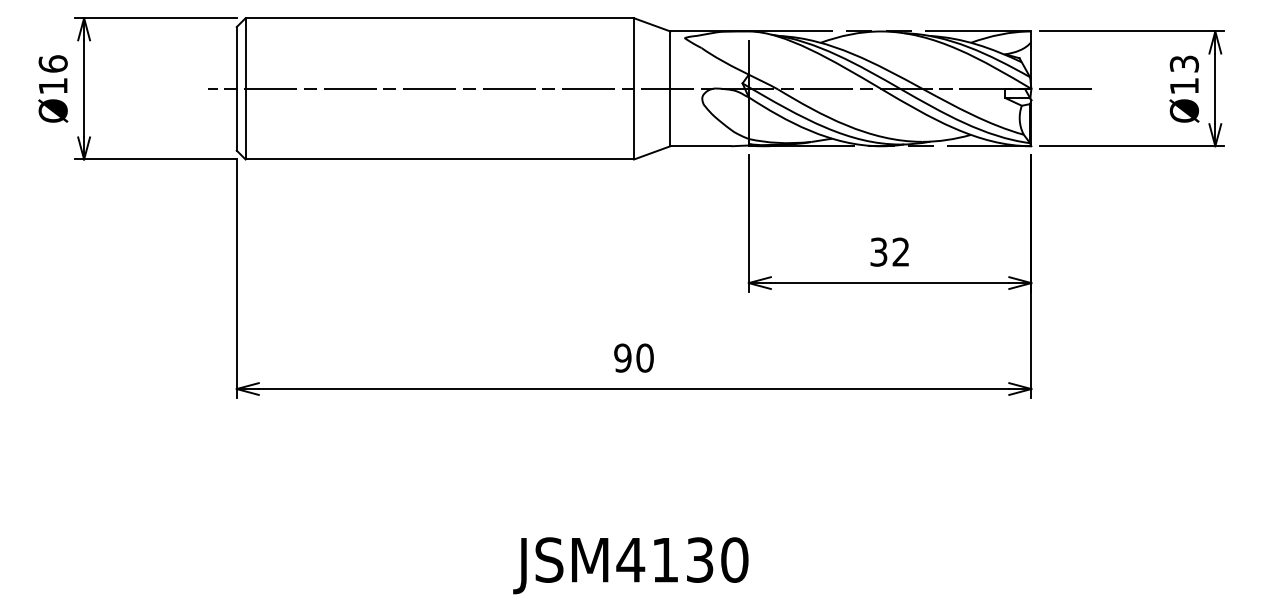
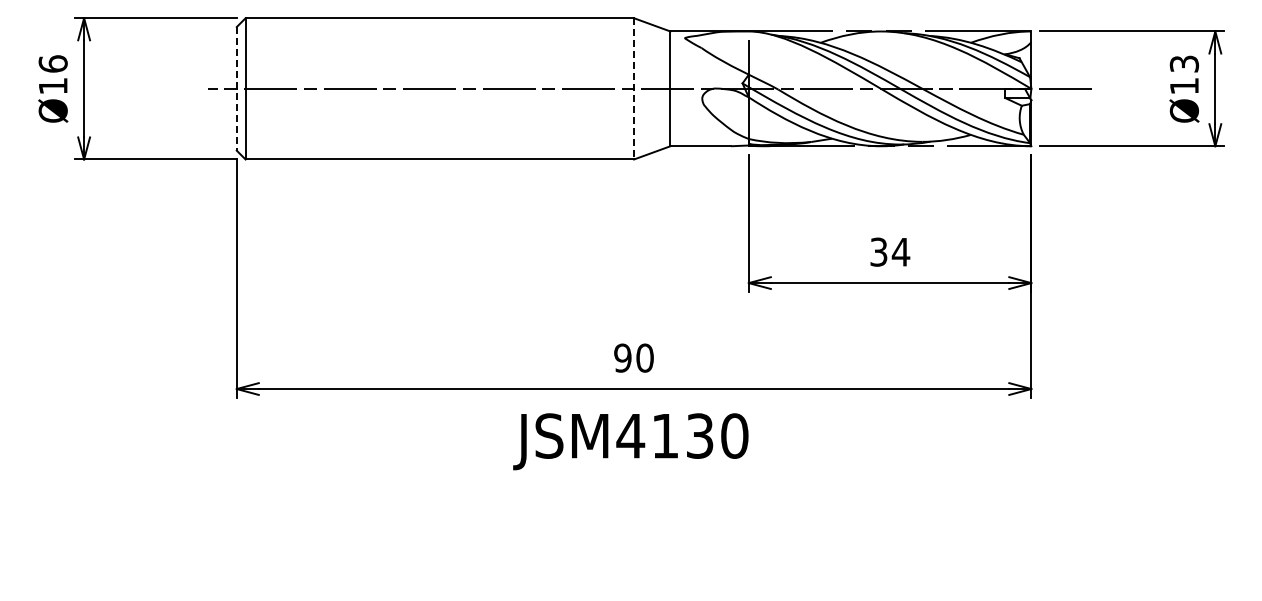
line: solid -> dashed (236, 88)
line: solid -> dashed (634, 88)
text: 32 -> 34 (900, 251)
text position: (630, 565) -> (630, 441) (630, 441)
